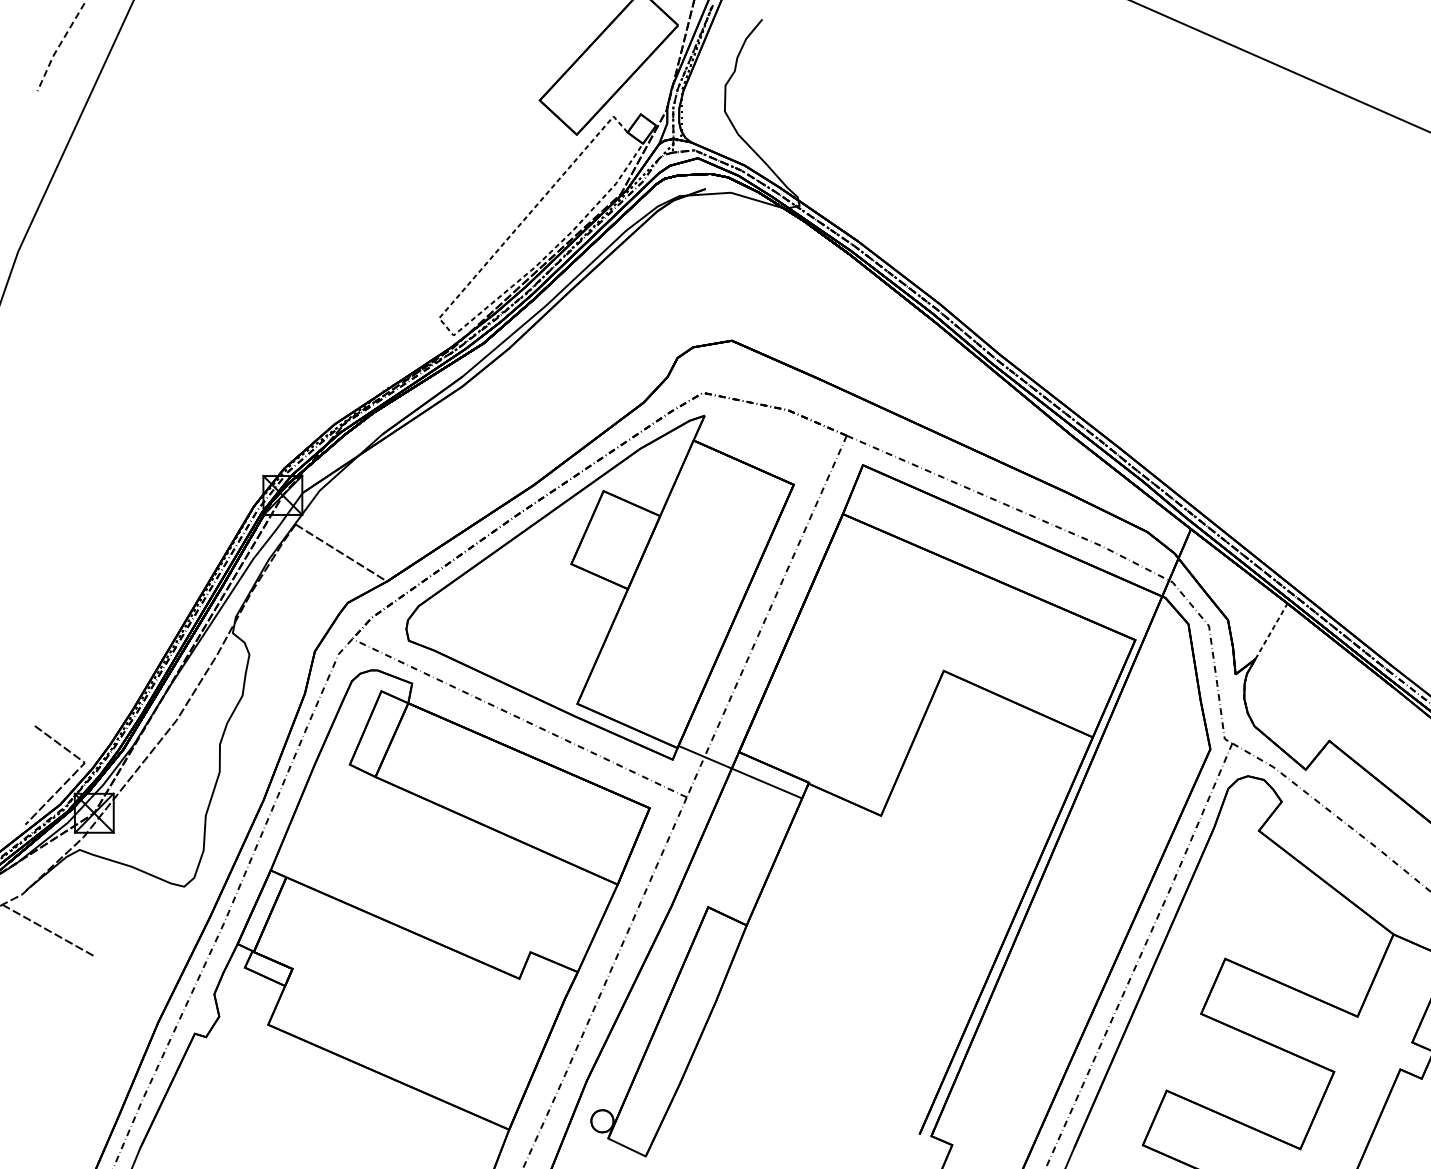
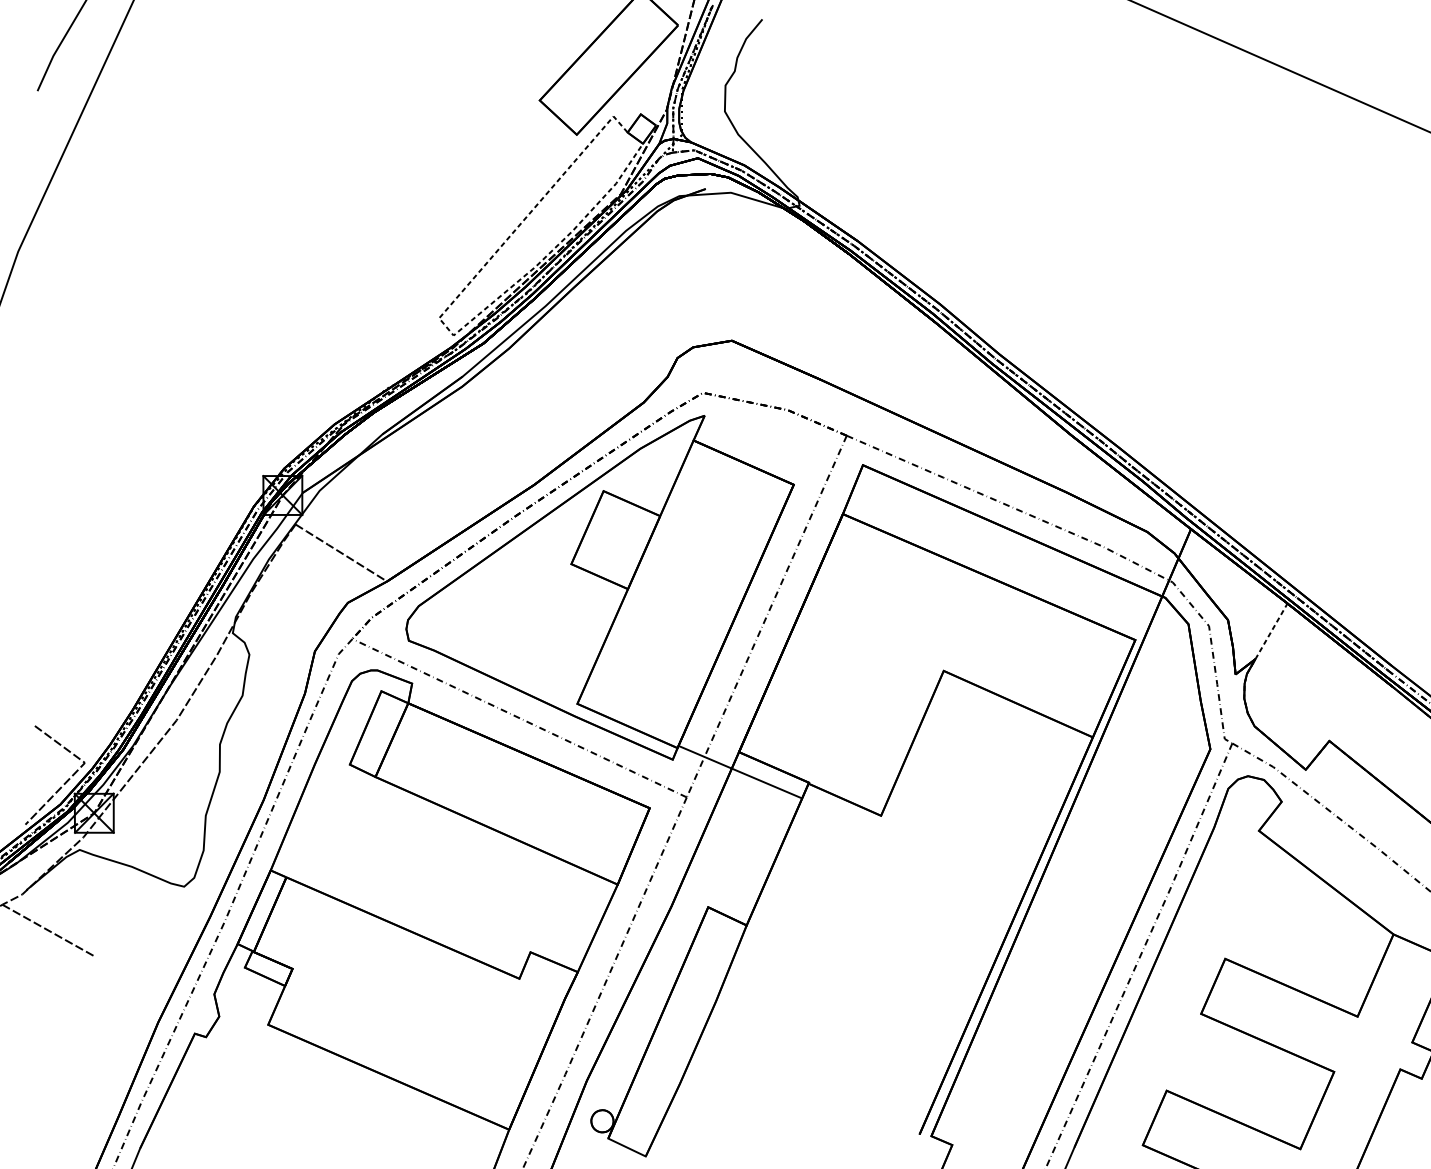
line: dashed -> solid (59, 45)
